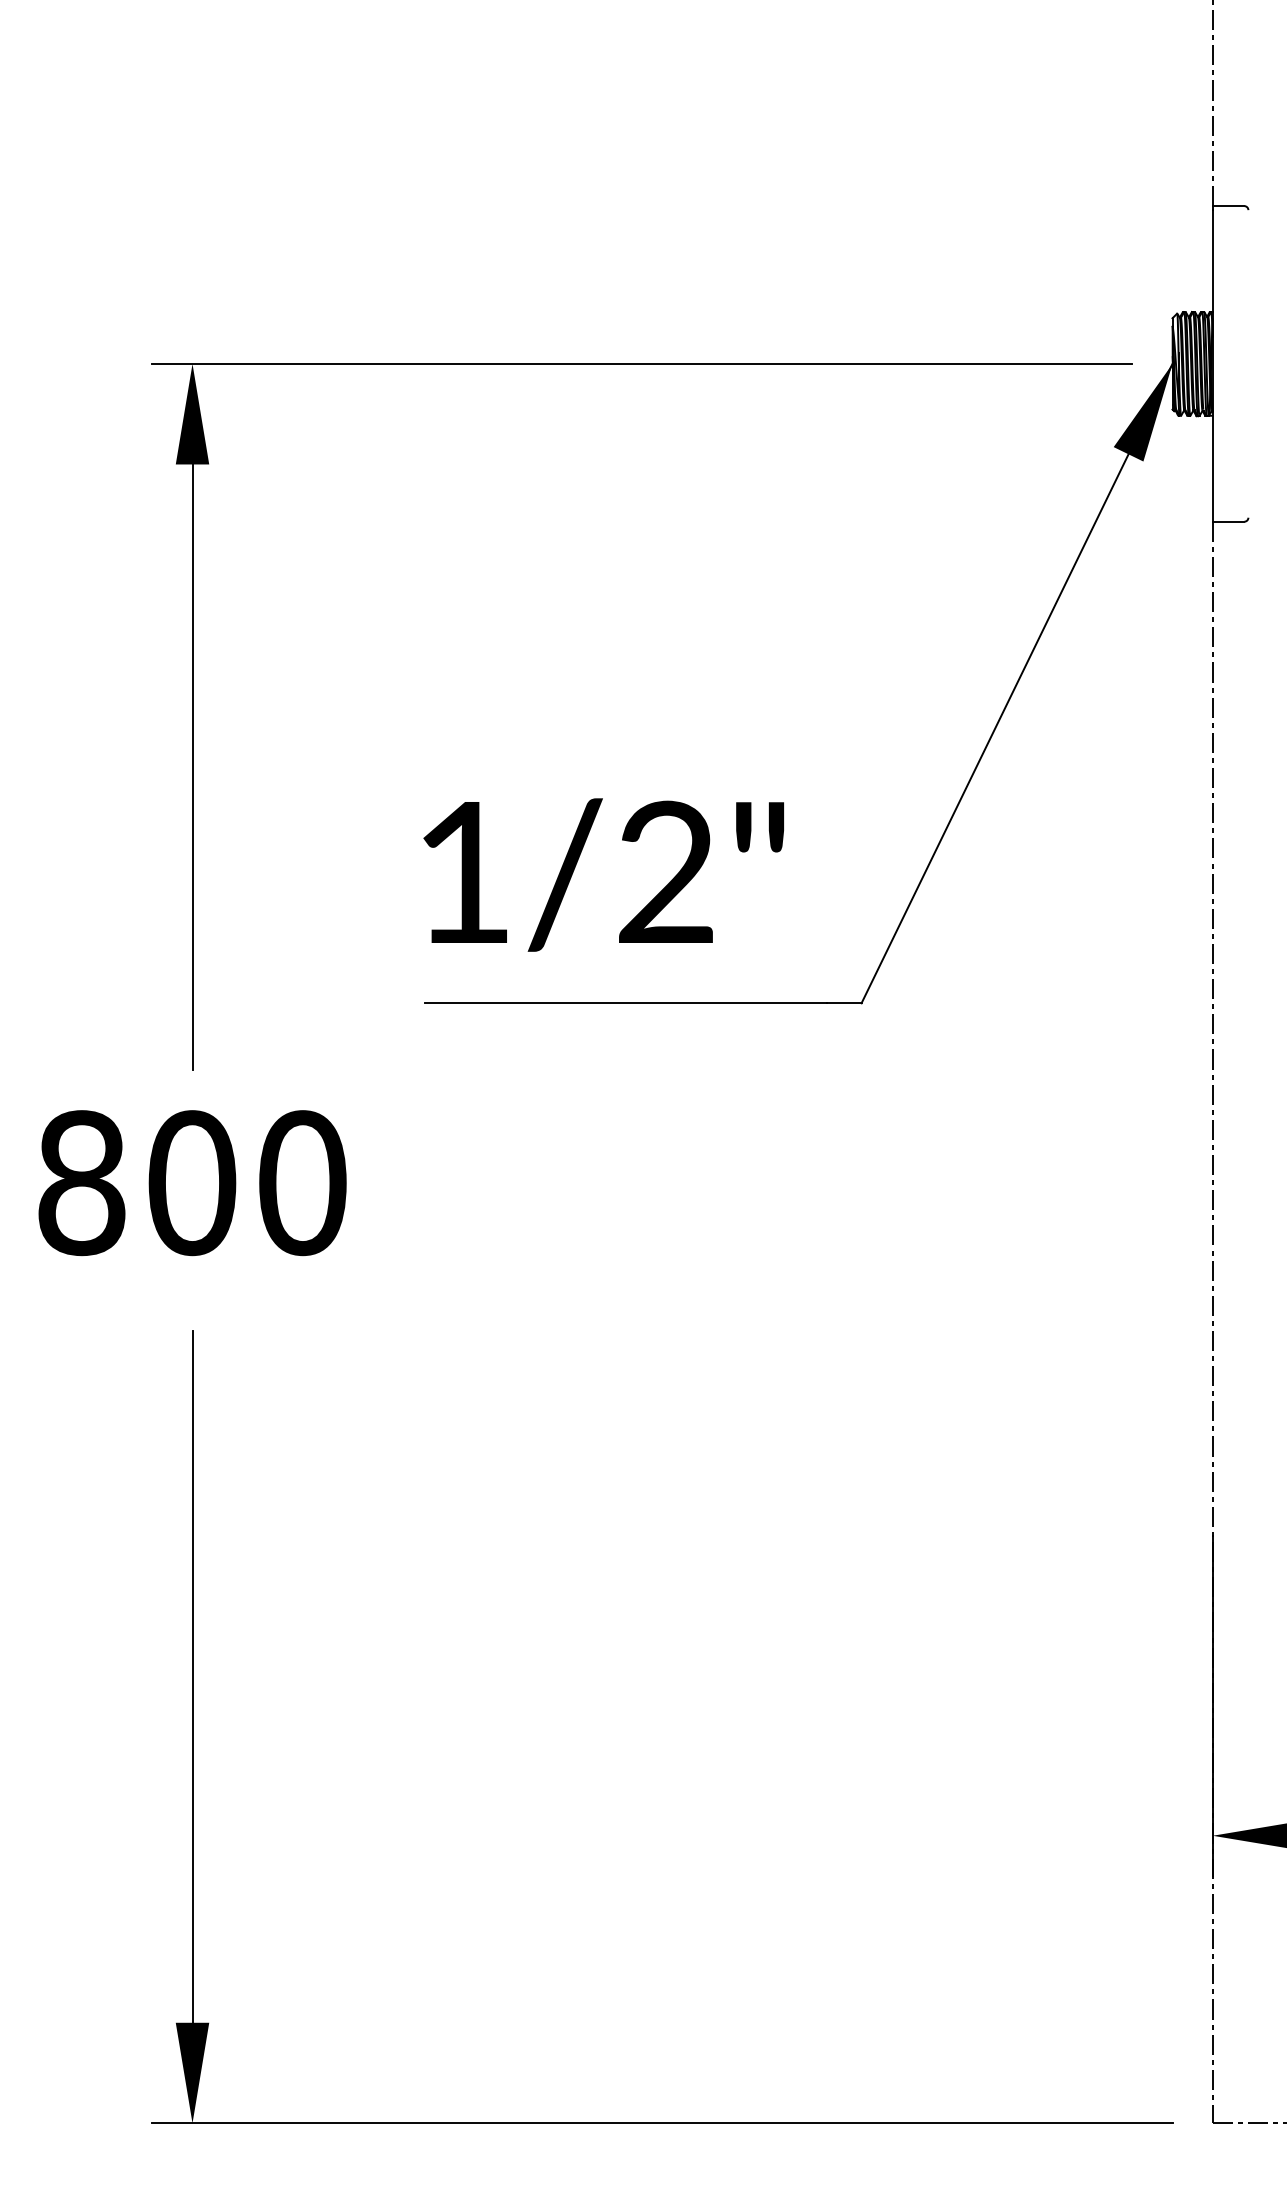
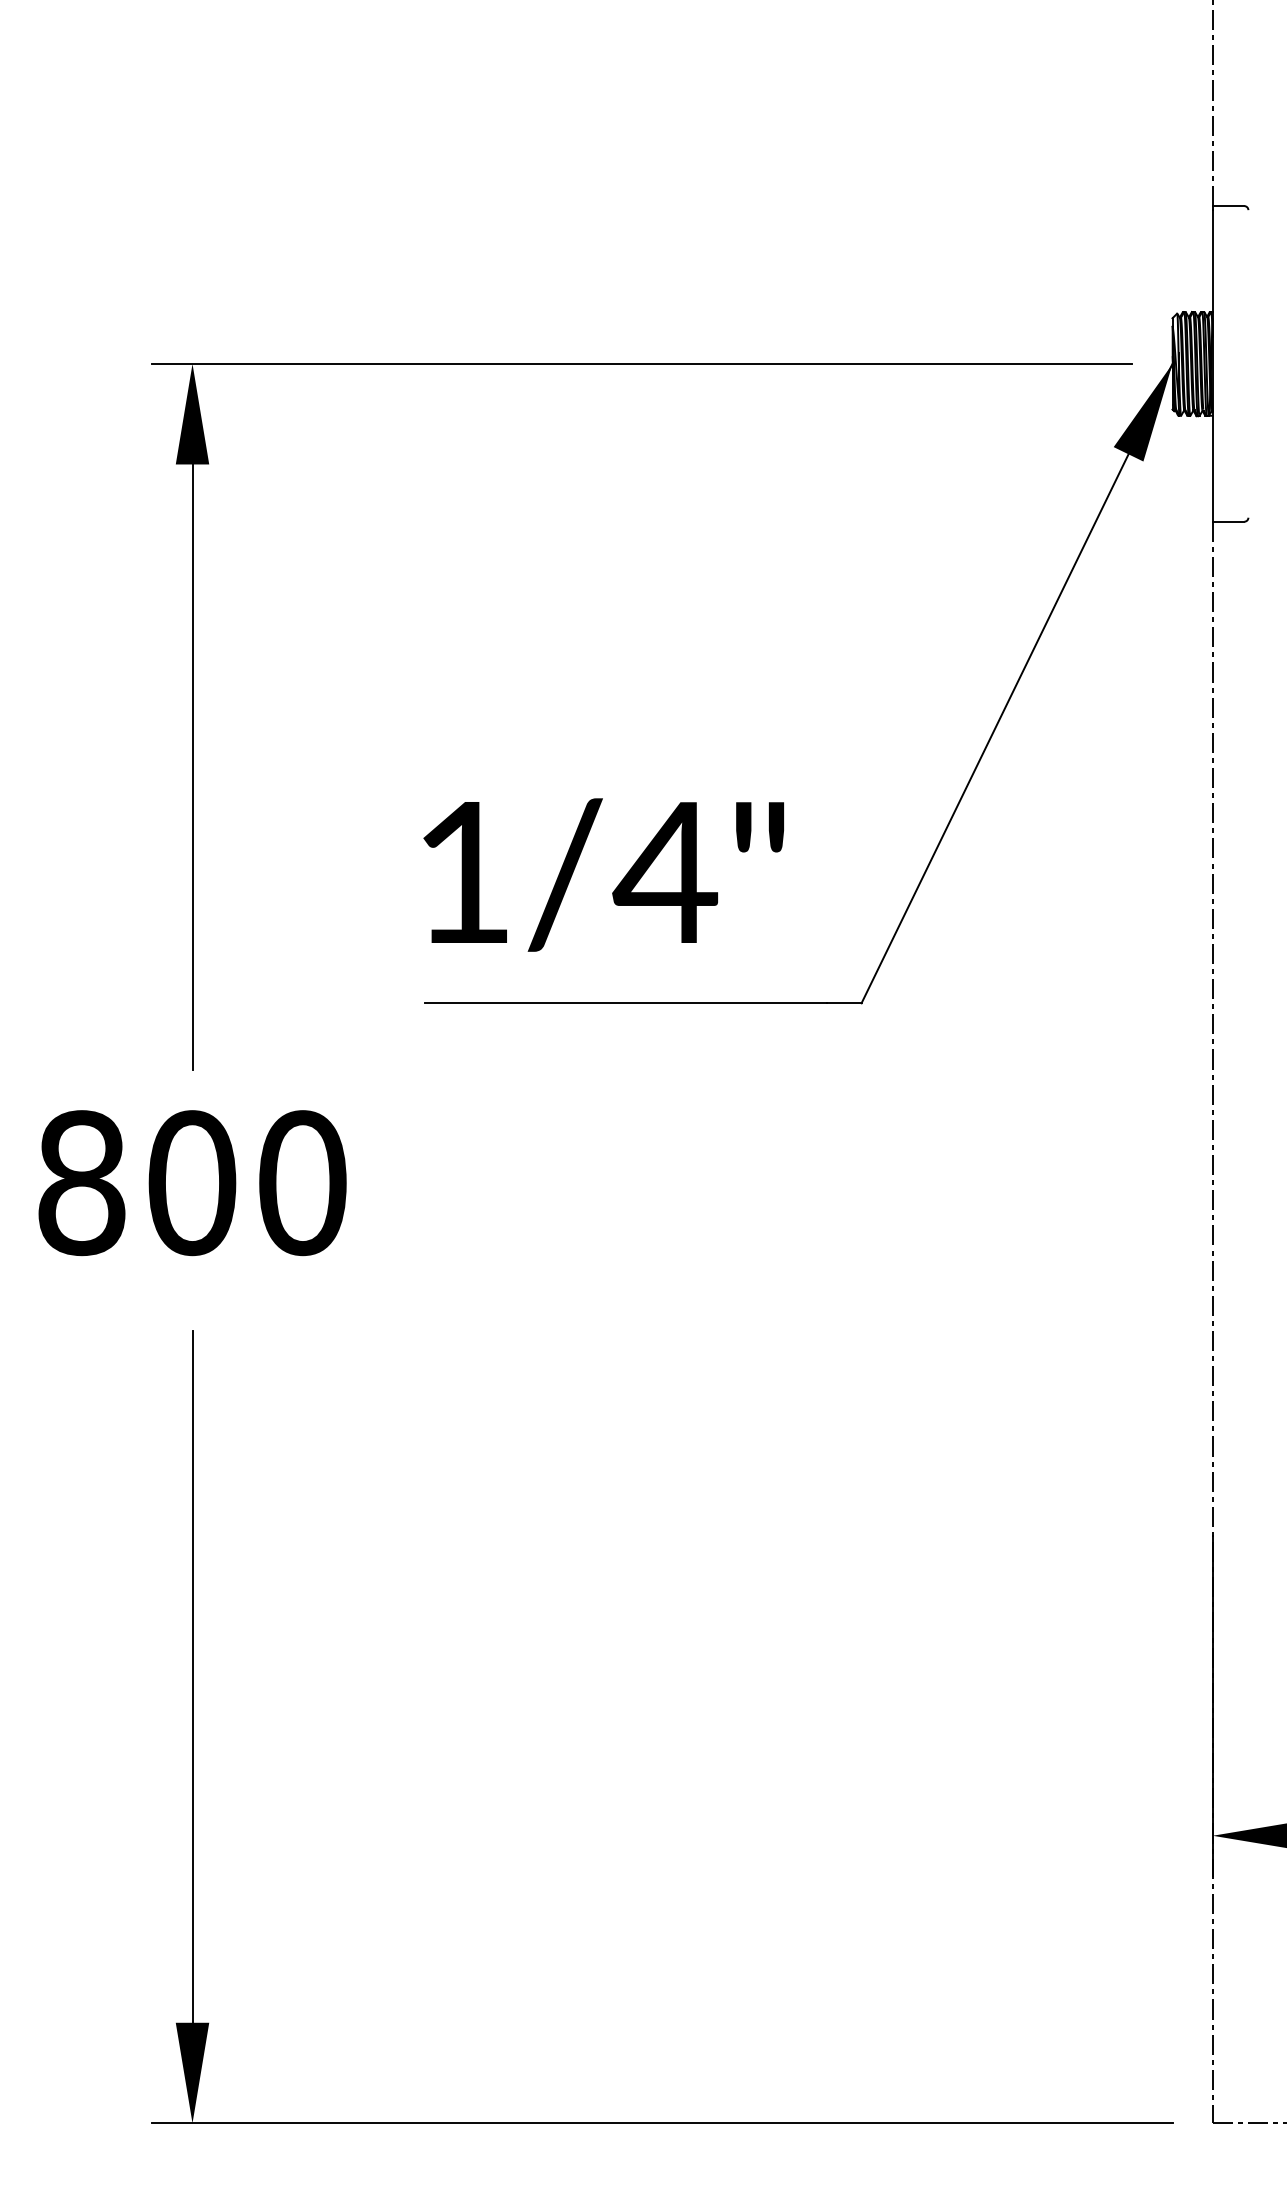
text: 1/2" -> 1/4" (665, 871)
